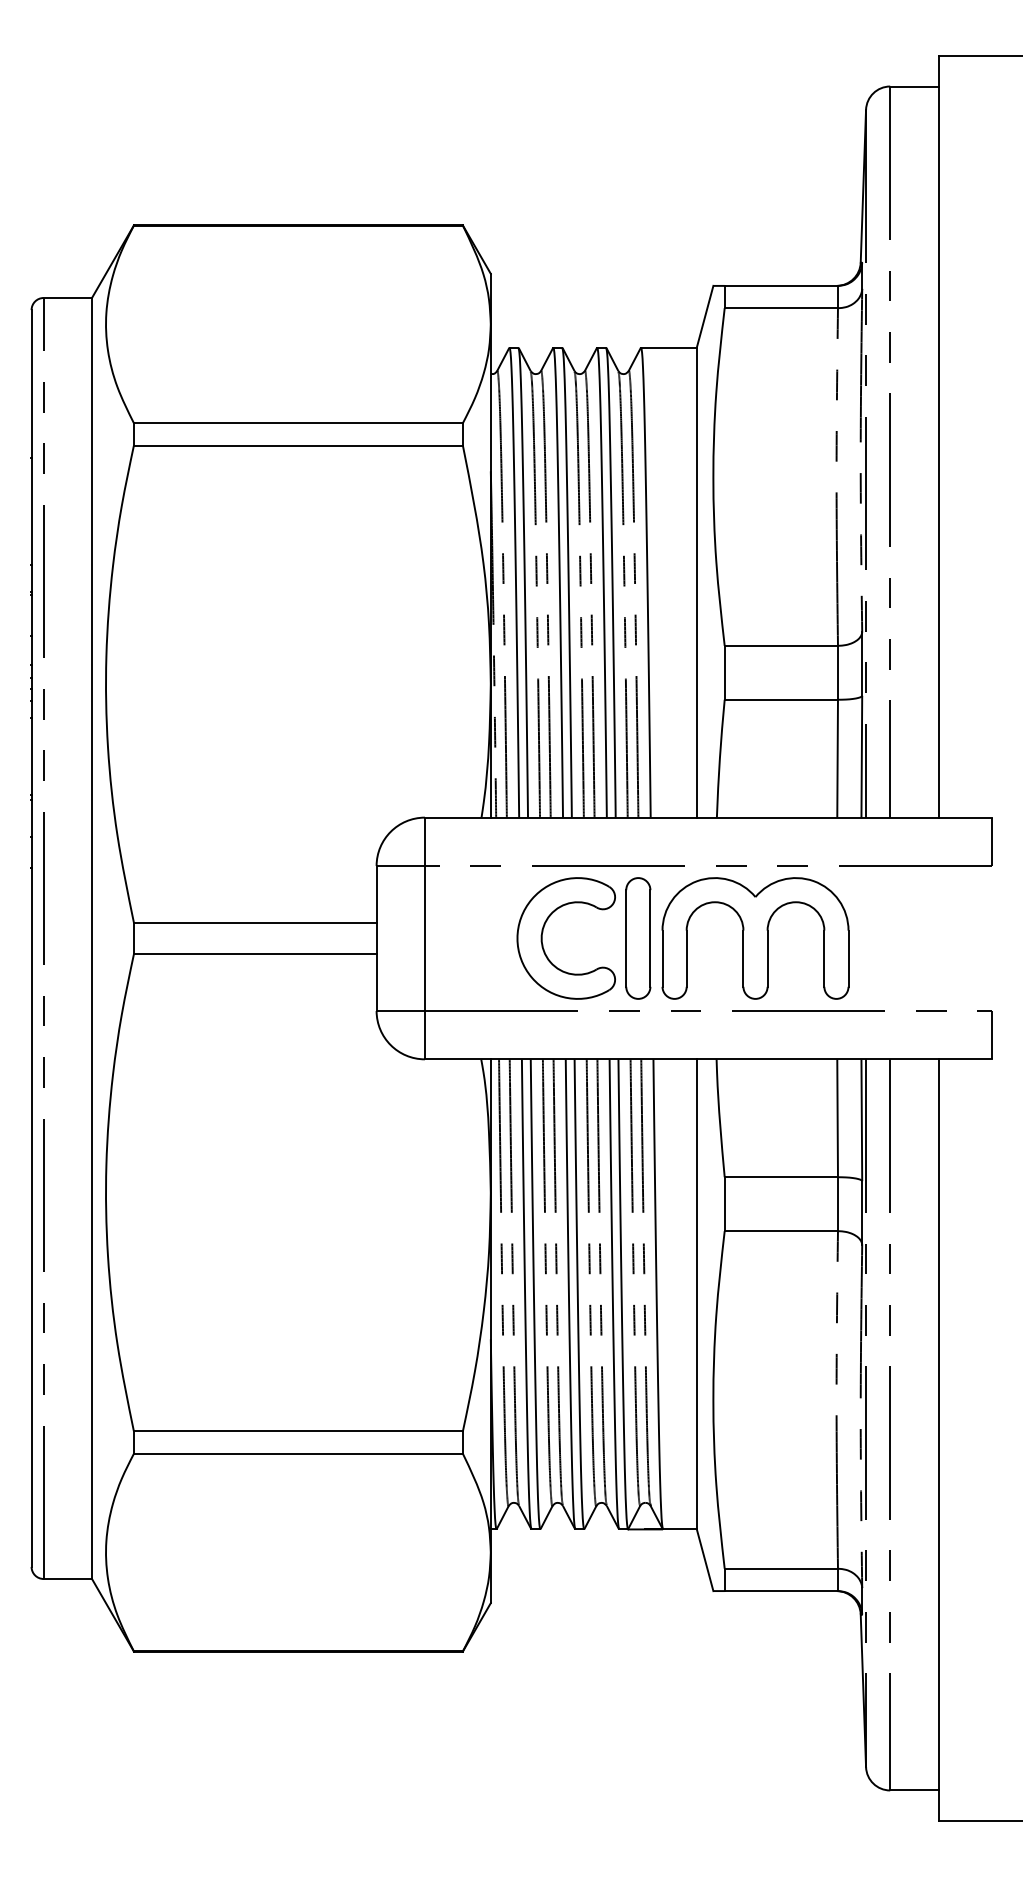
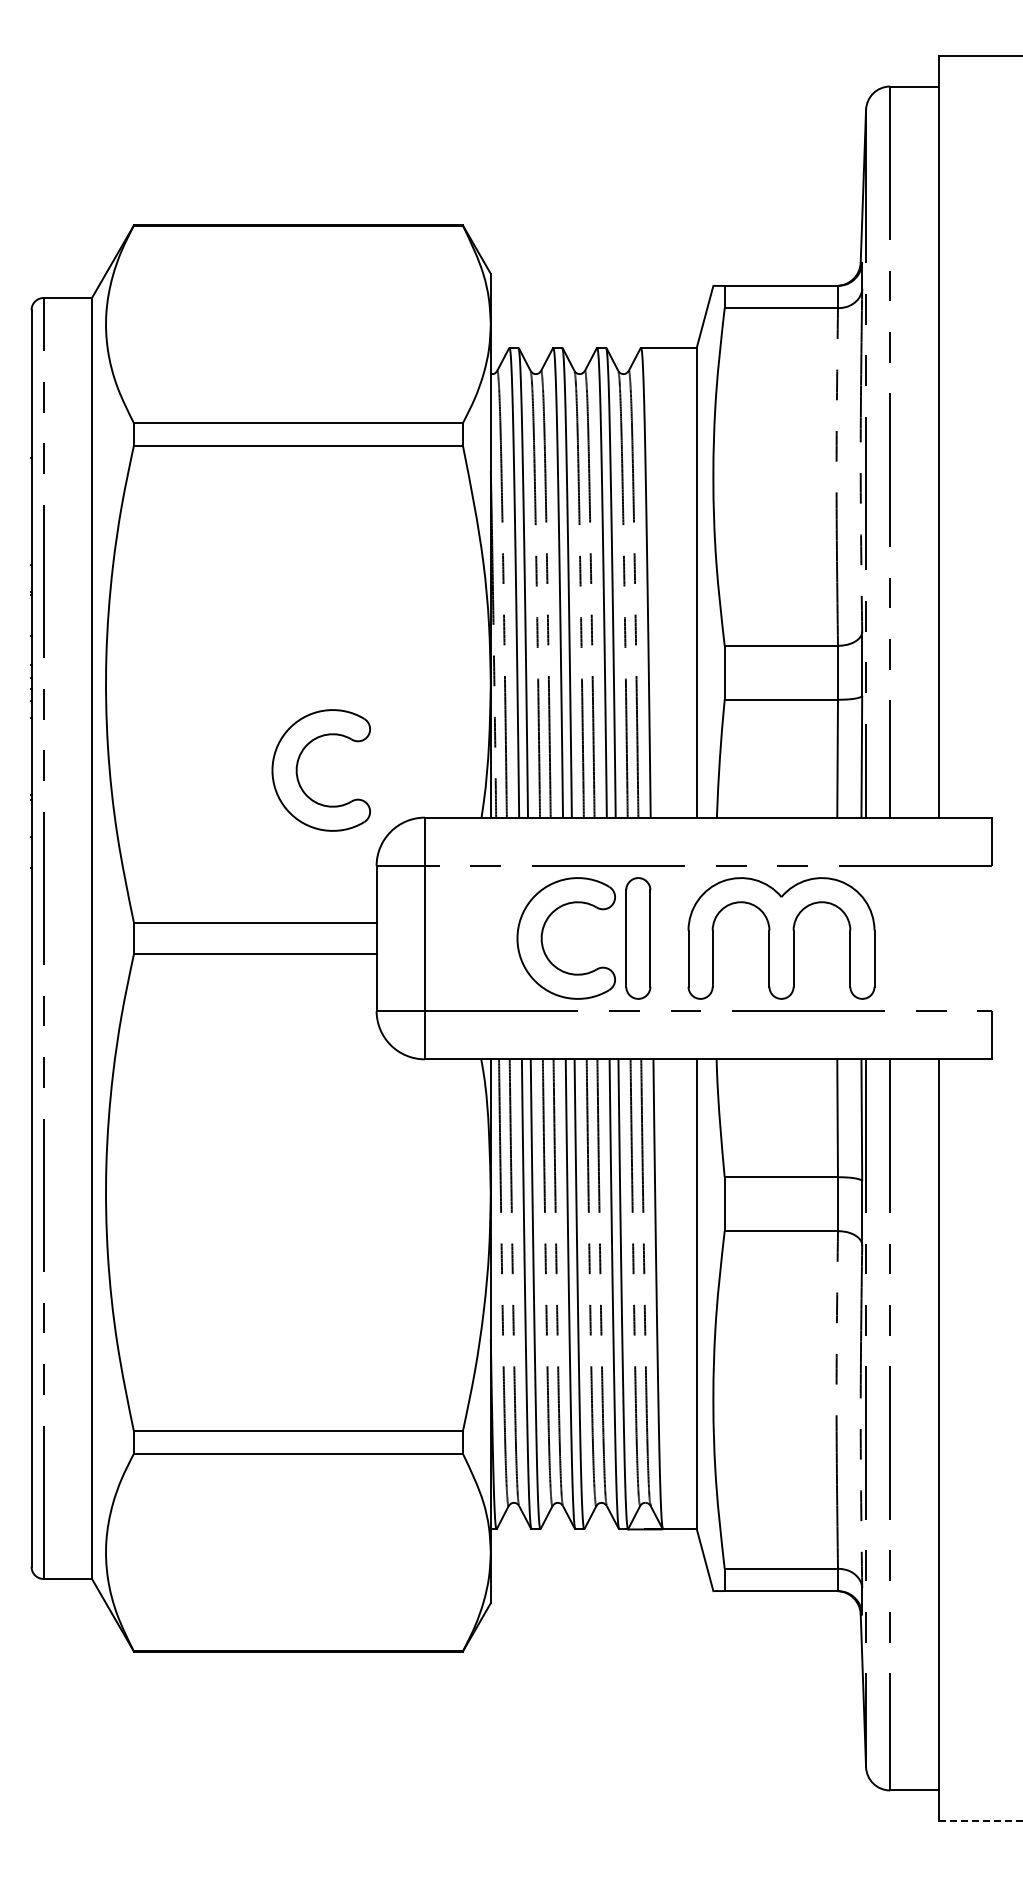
part: none -> present (298, 764)
part position: (755, 938) -> (781, 938) (781, 938)
line: solid -> dashed (980, 1820)
